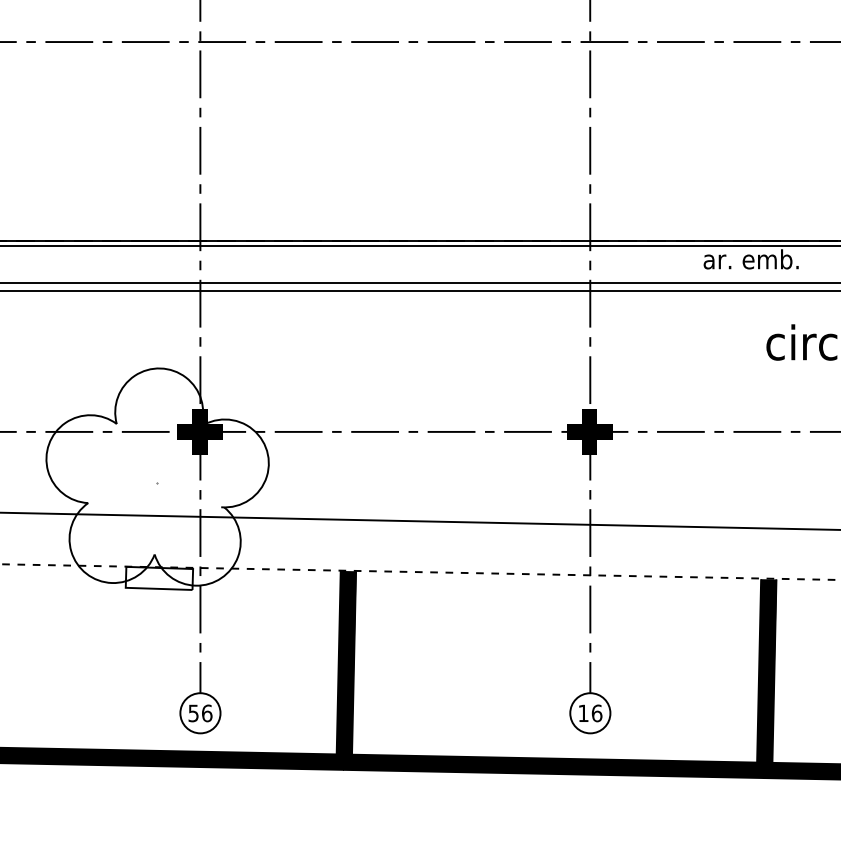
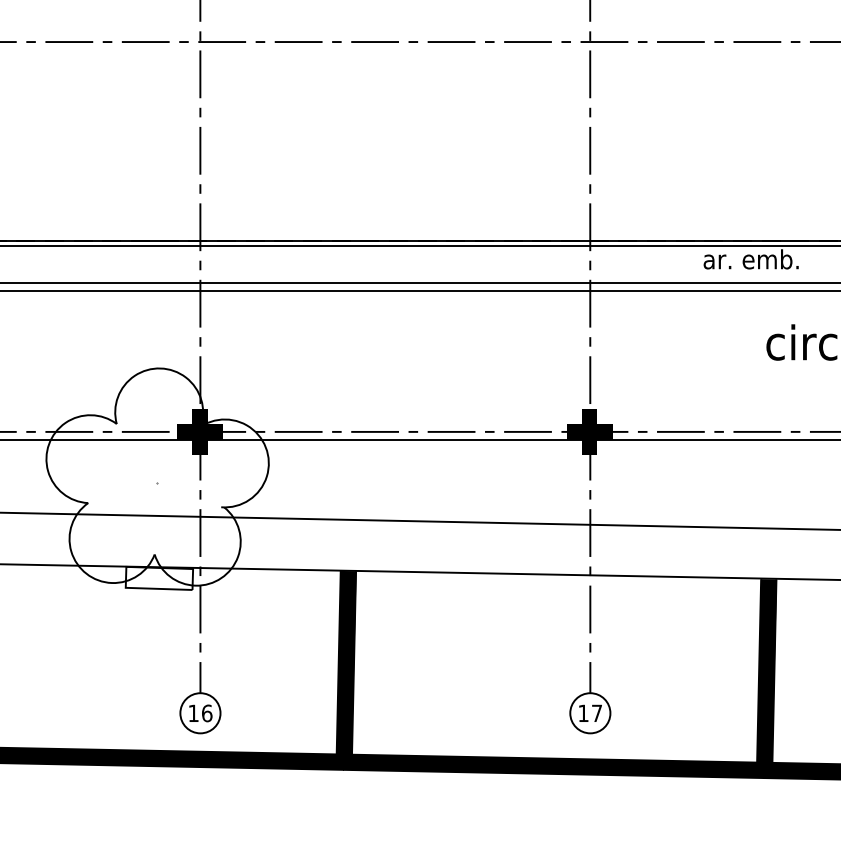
line: none -> present (419, 439)
line: dashed -> solid (419, 572)
text: 56 -> 16 (193, 713)
text: 16 -> 17 (596, 713)
